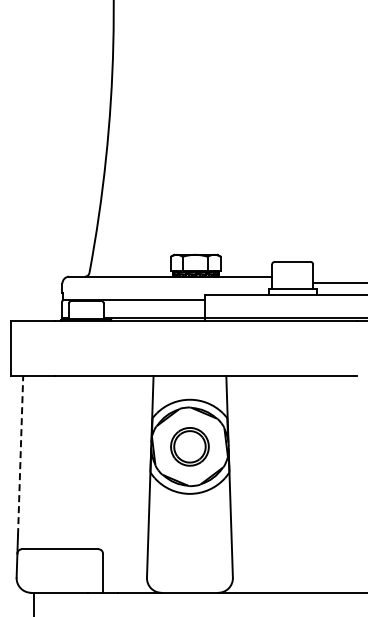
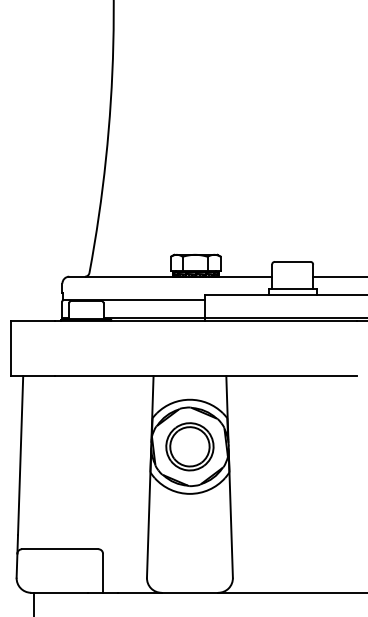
line position: (338, 282) -> (338, 276) (338, 276)
part size: 40x40 px -> 50x50 px (189, 446)
line: dashed -> solid (20, 455)
